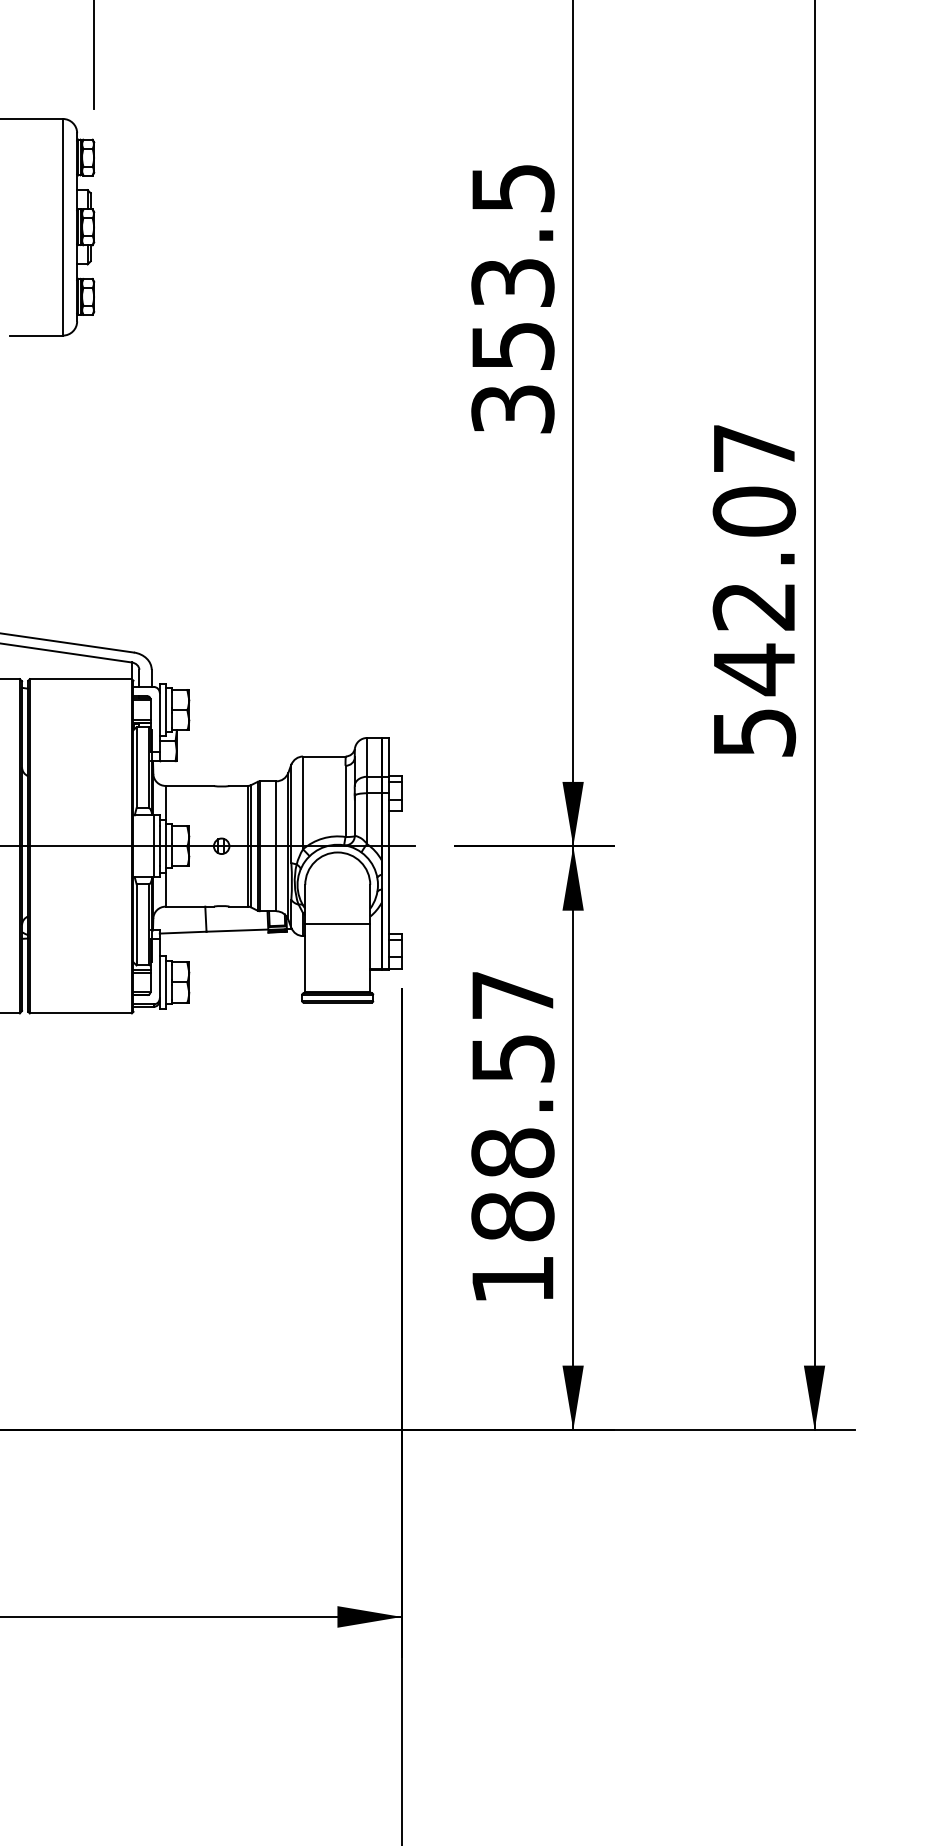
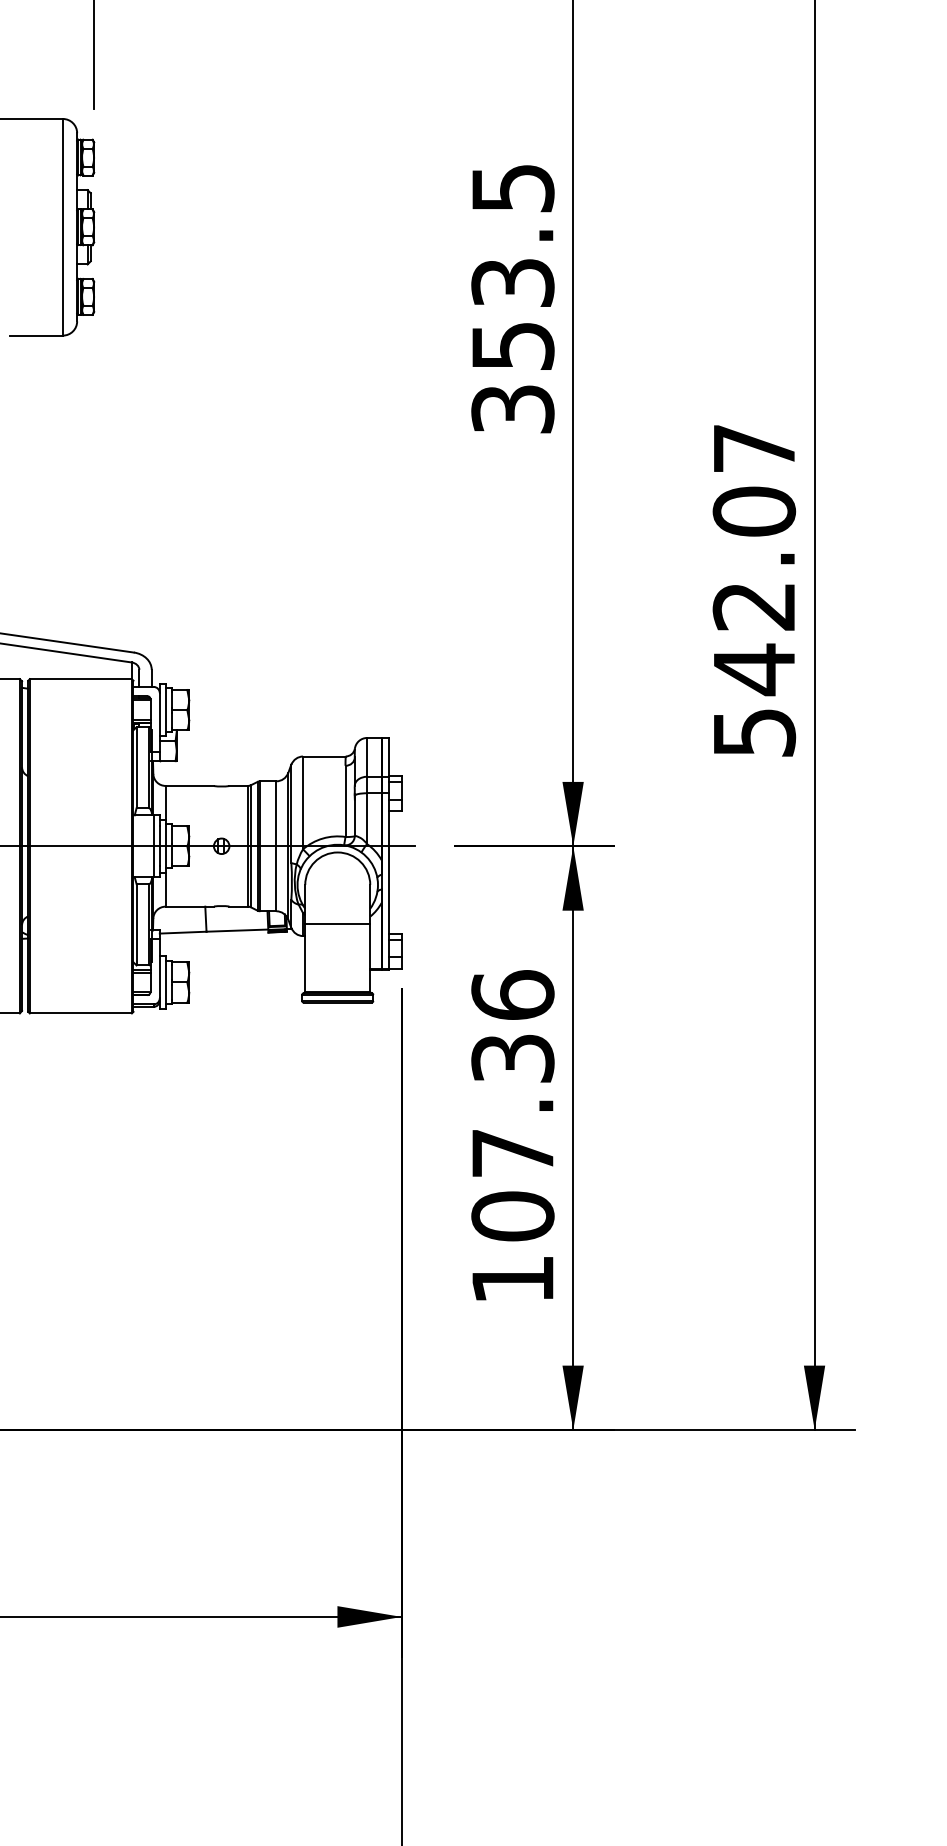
text: 188.57 -> 107.36 (512, 1105)
